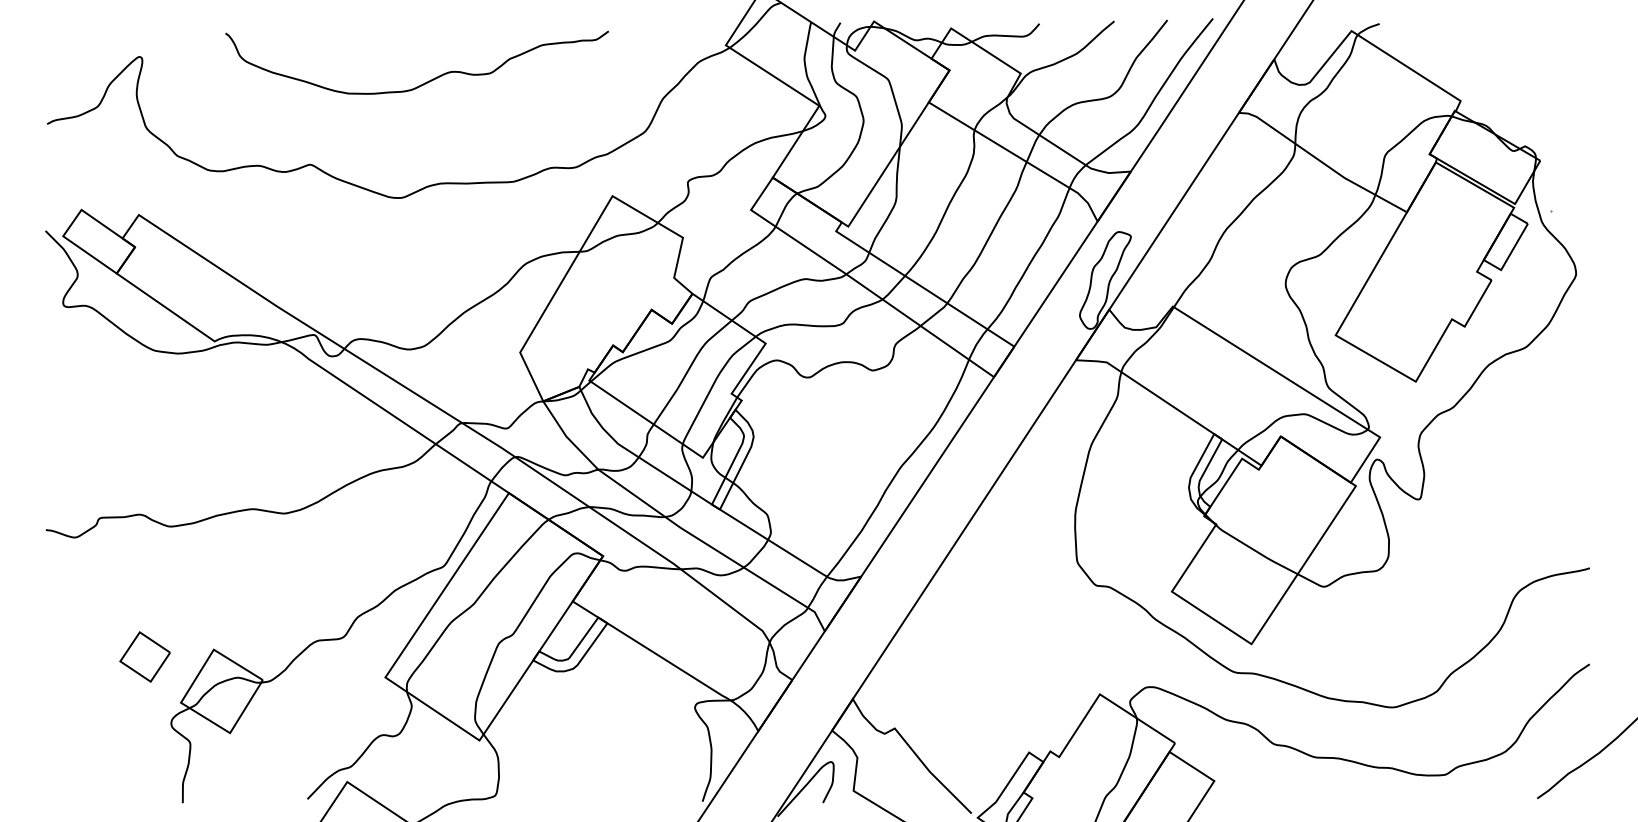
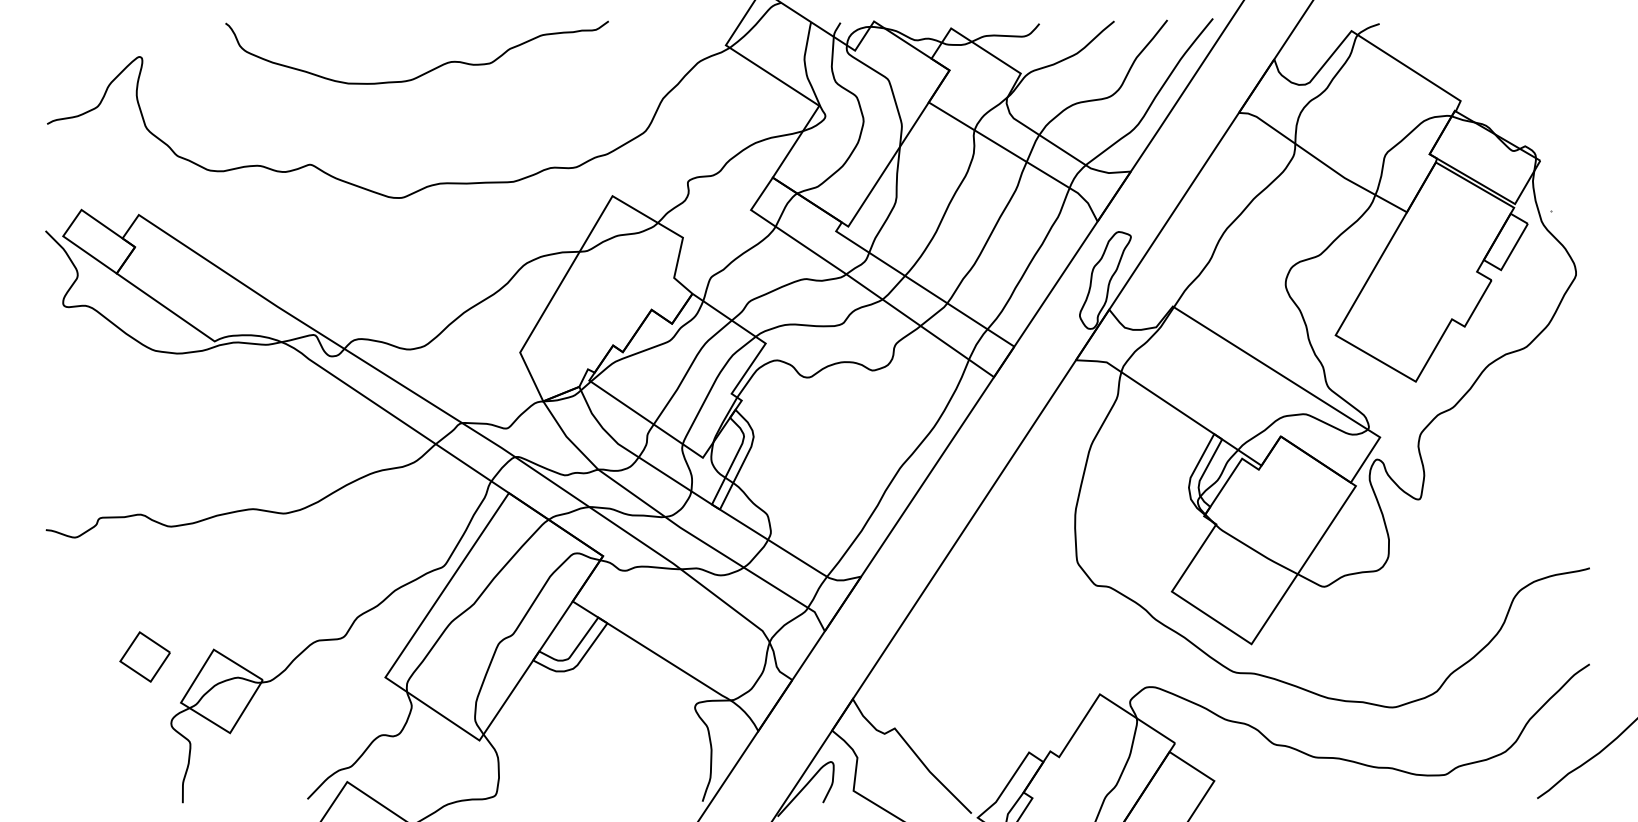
curve position: (426, 81) -> (426, 71) (426, 71)
